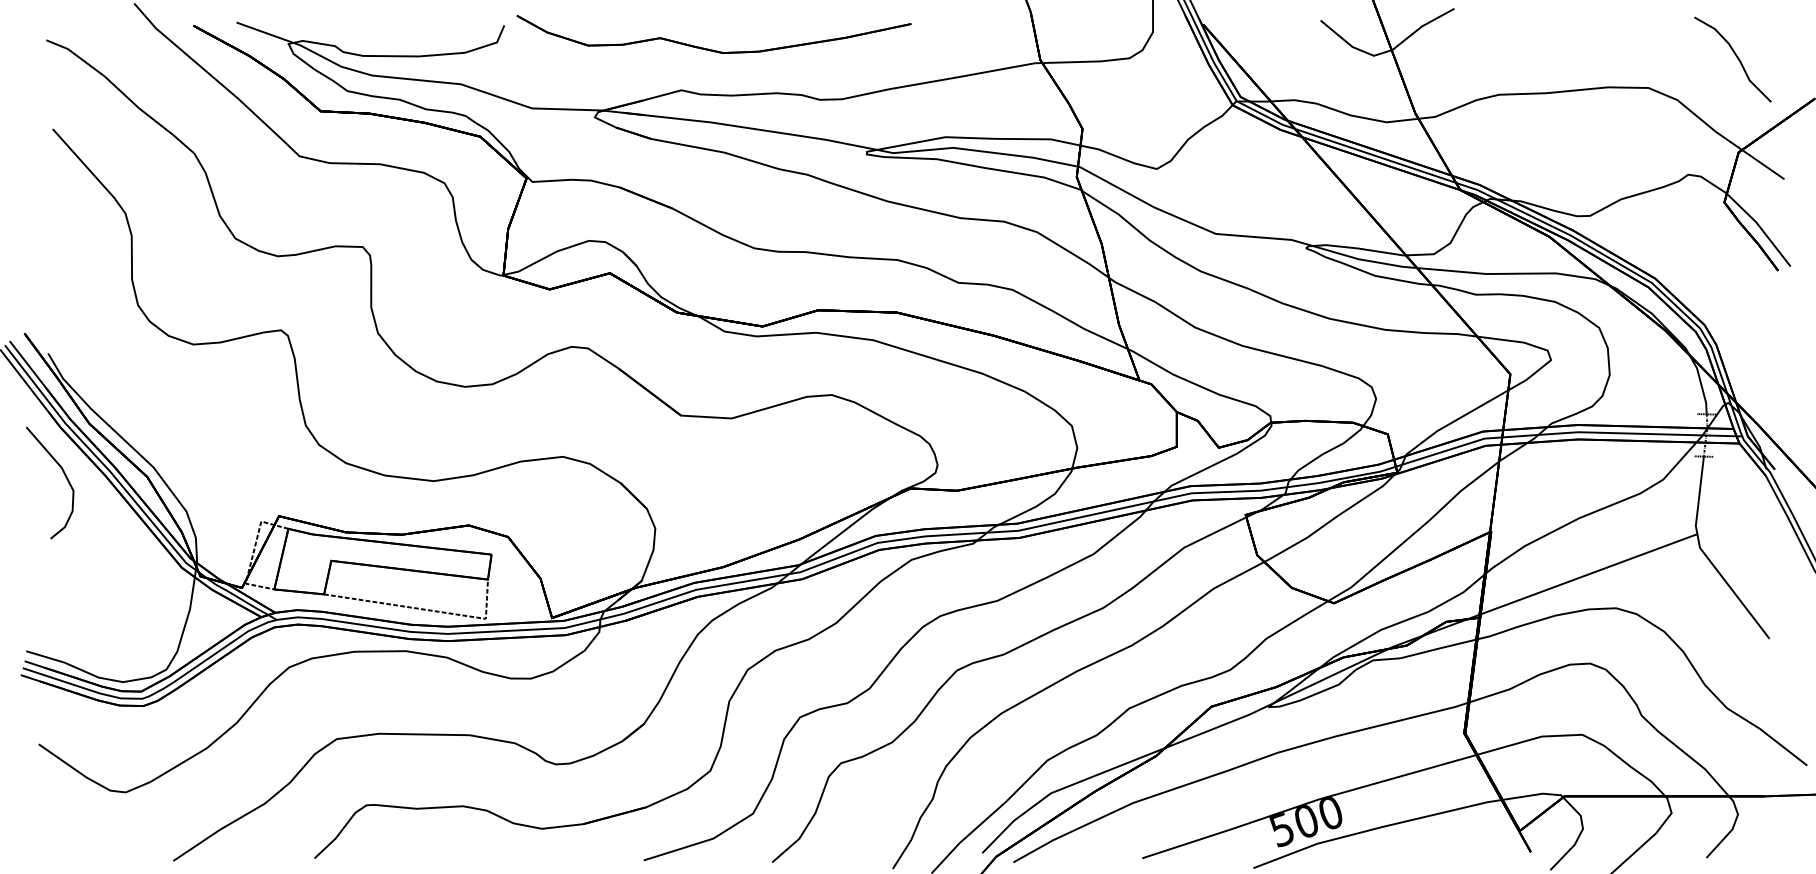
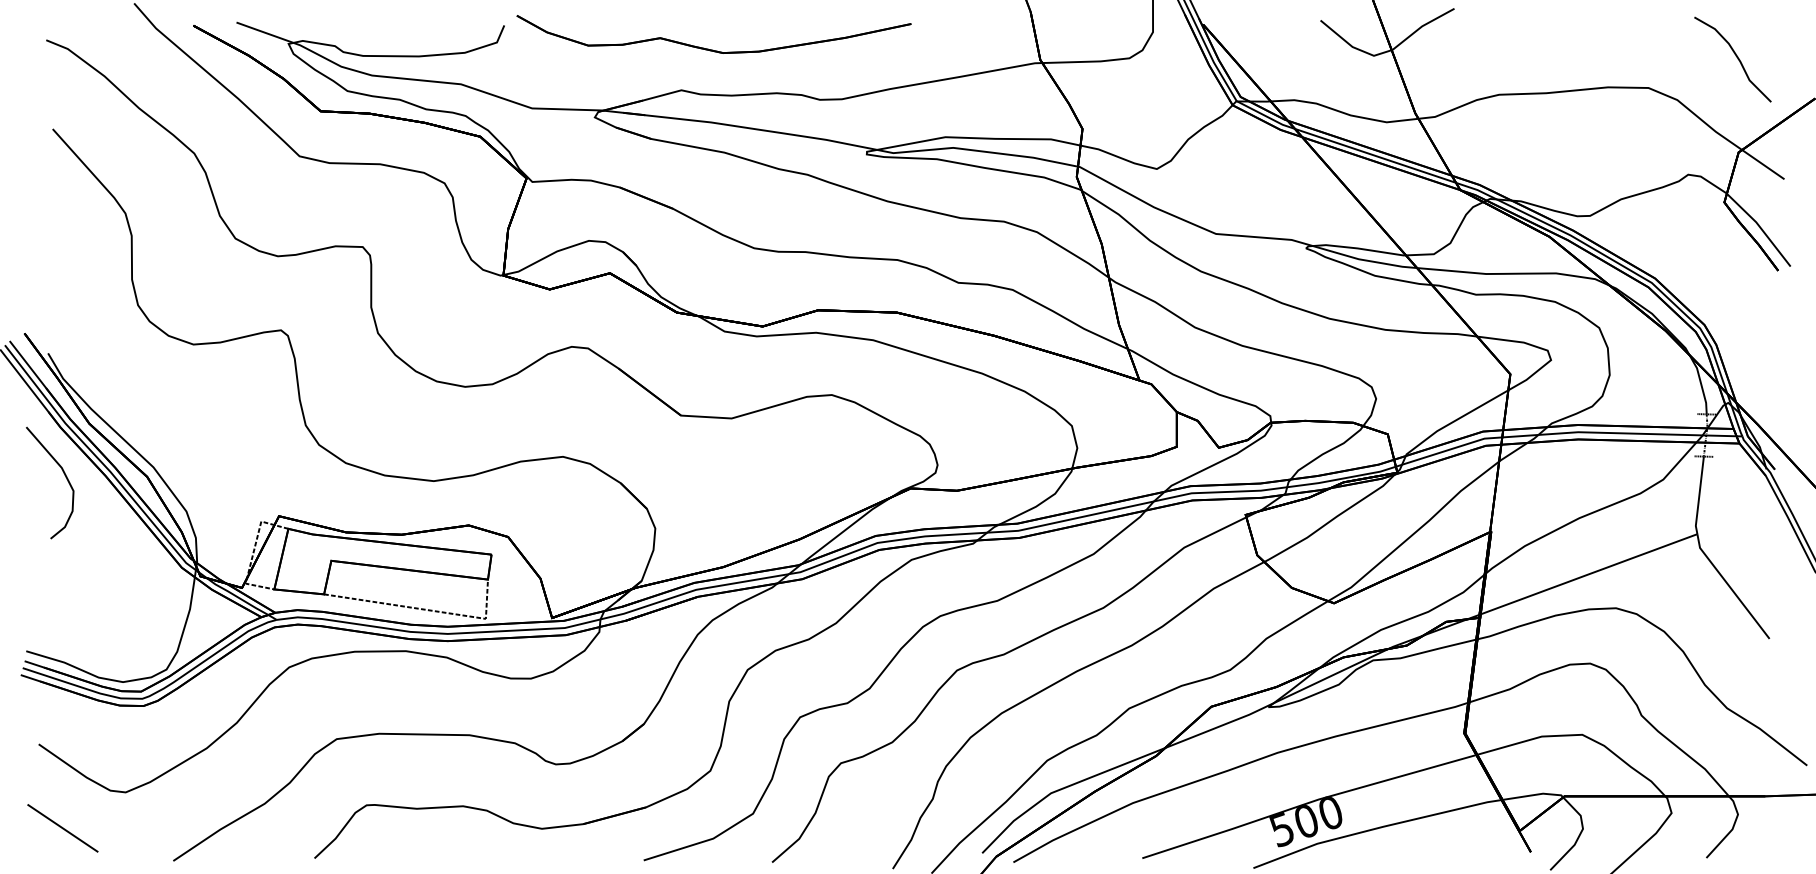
line: none -> present (62, 828)
